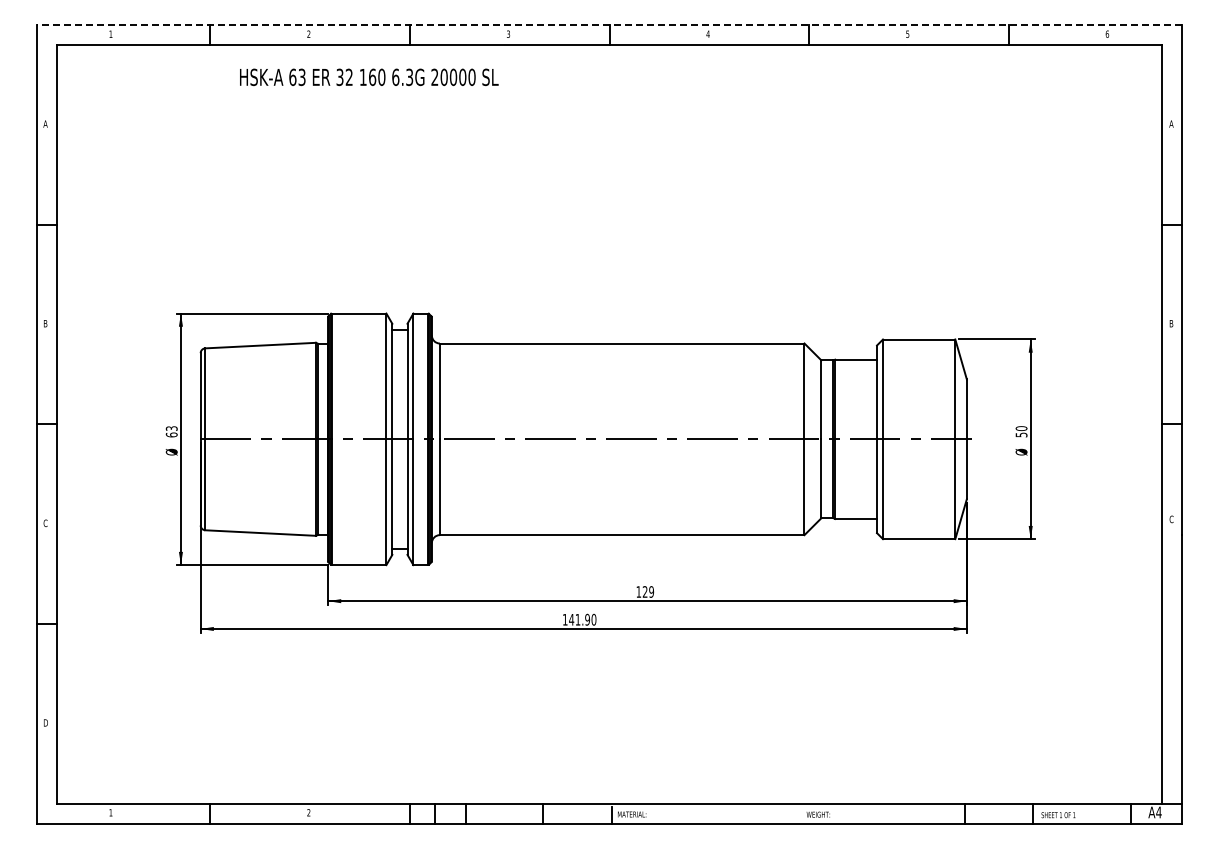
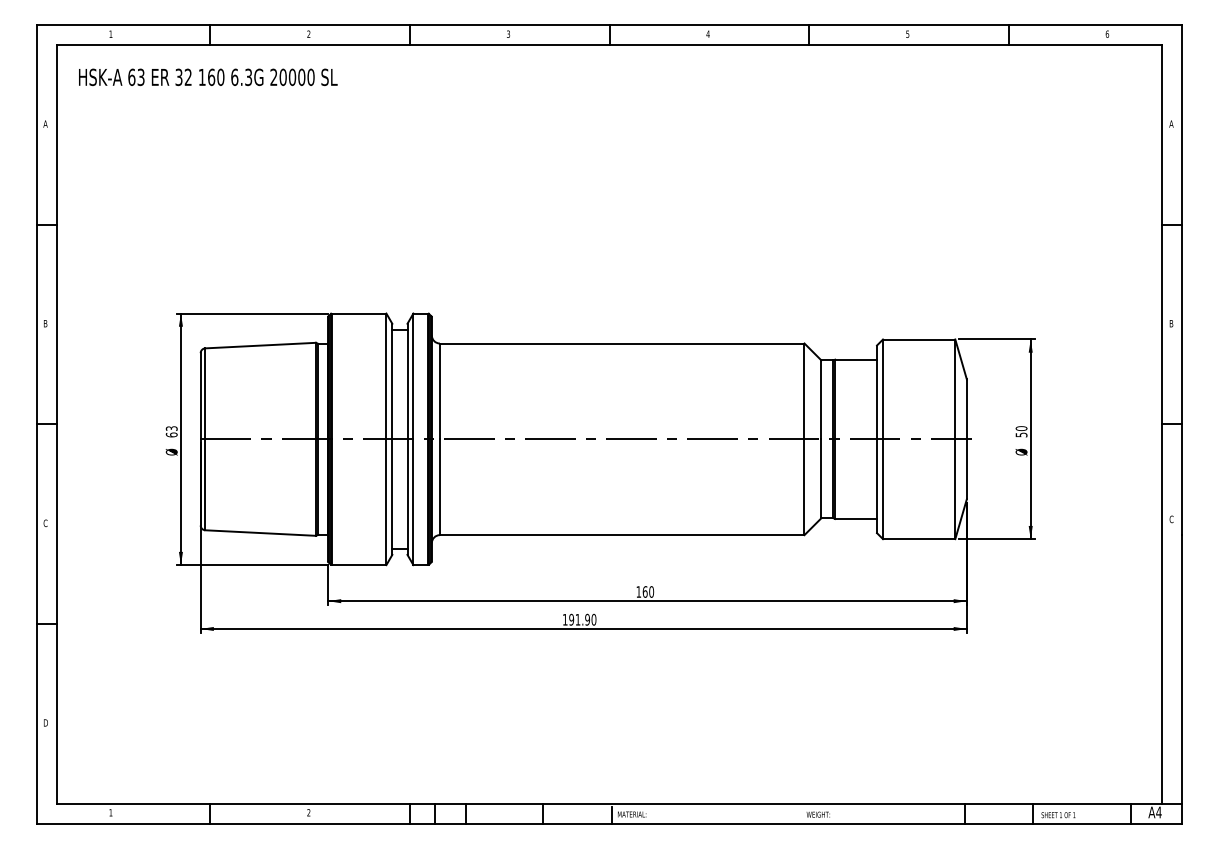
line: dashed -> solid (609, 25)
text position: (369, 77) -> (208, 77) (208, 77)
text: 129 -> 160 (647, 591)
text: 141.90 -> 191.90 (571, 619)
